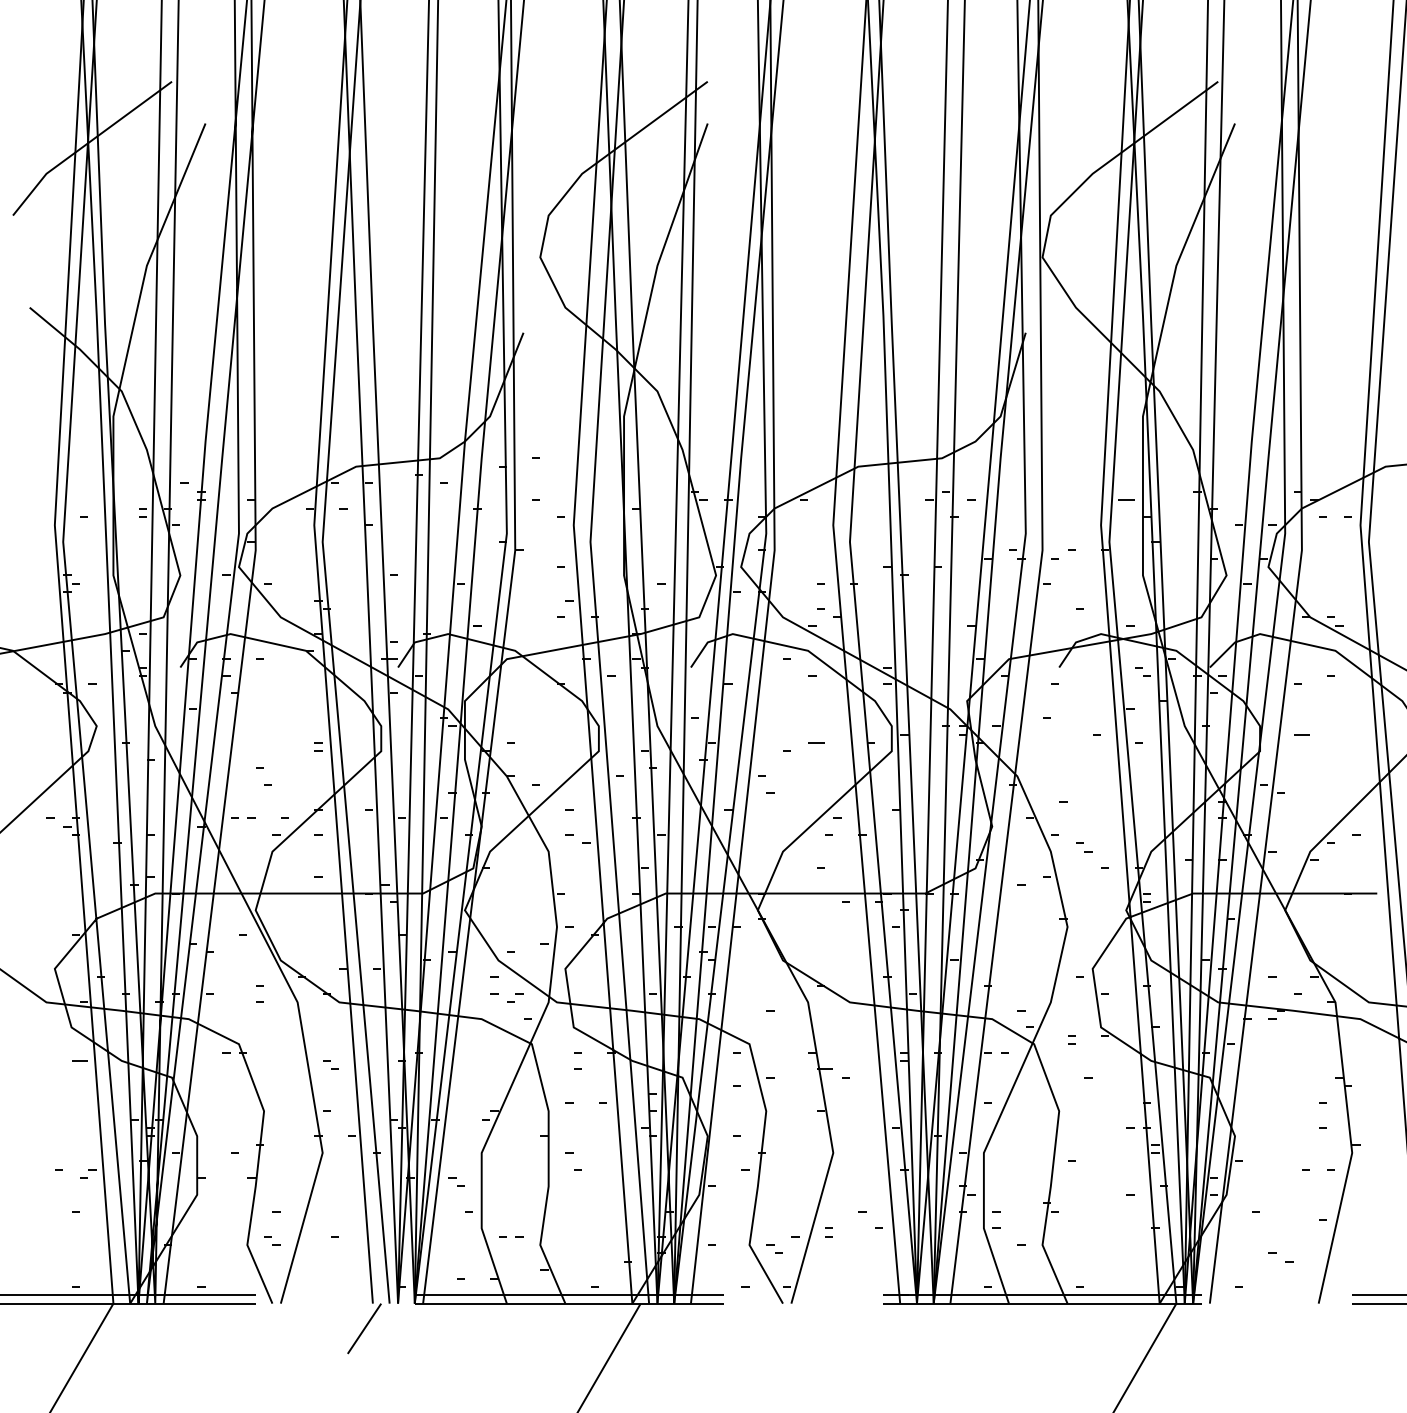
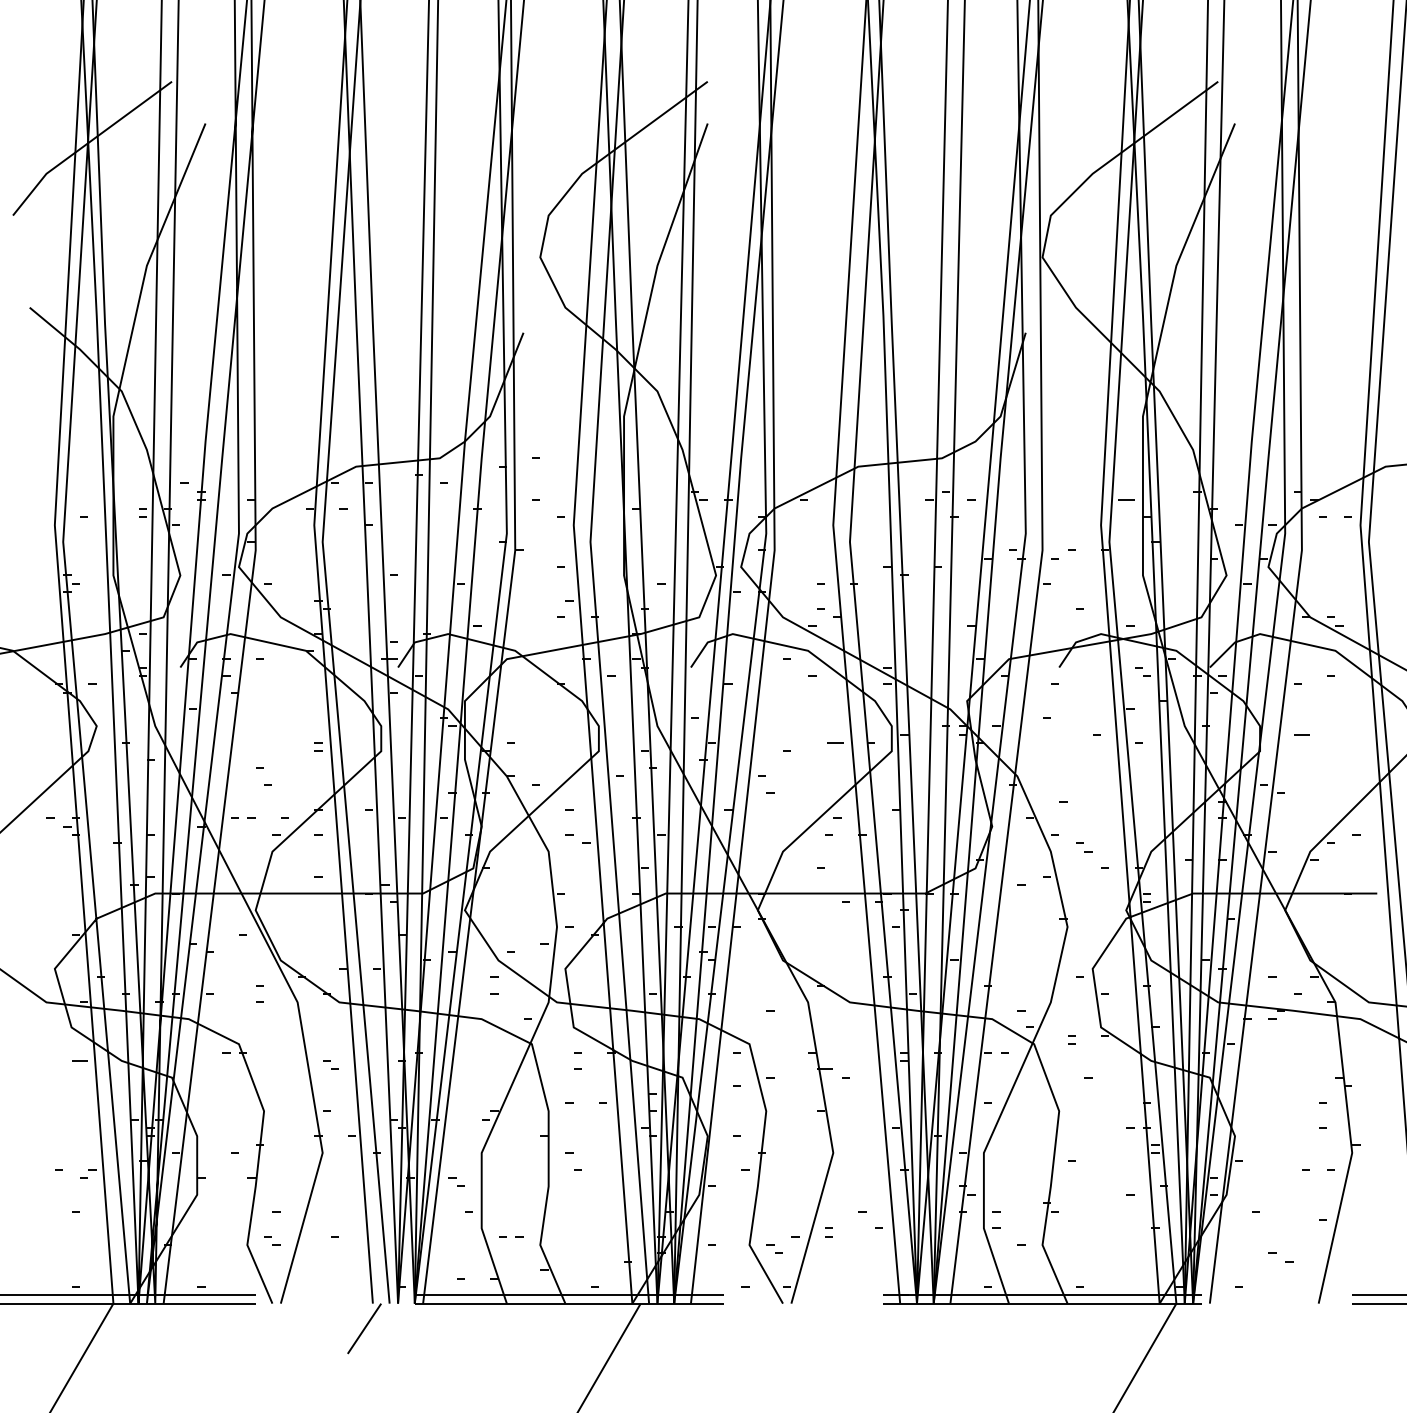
line position: (816, 742) -> (835, 742) (835, 742)
part: present -> none (515, 997)
